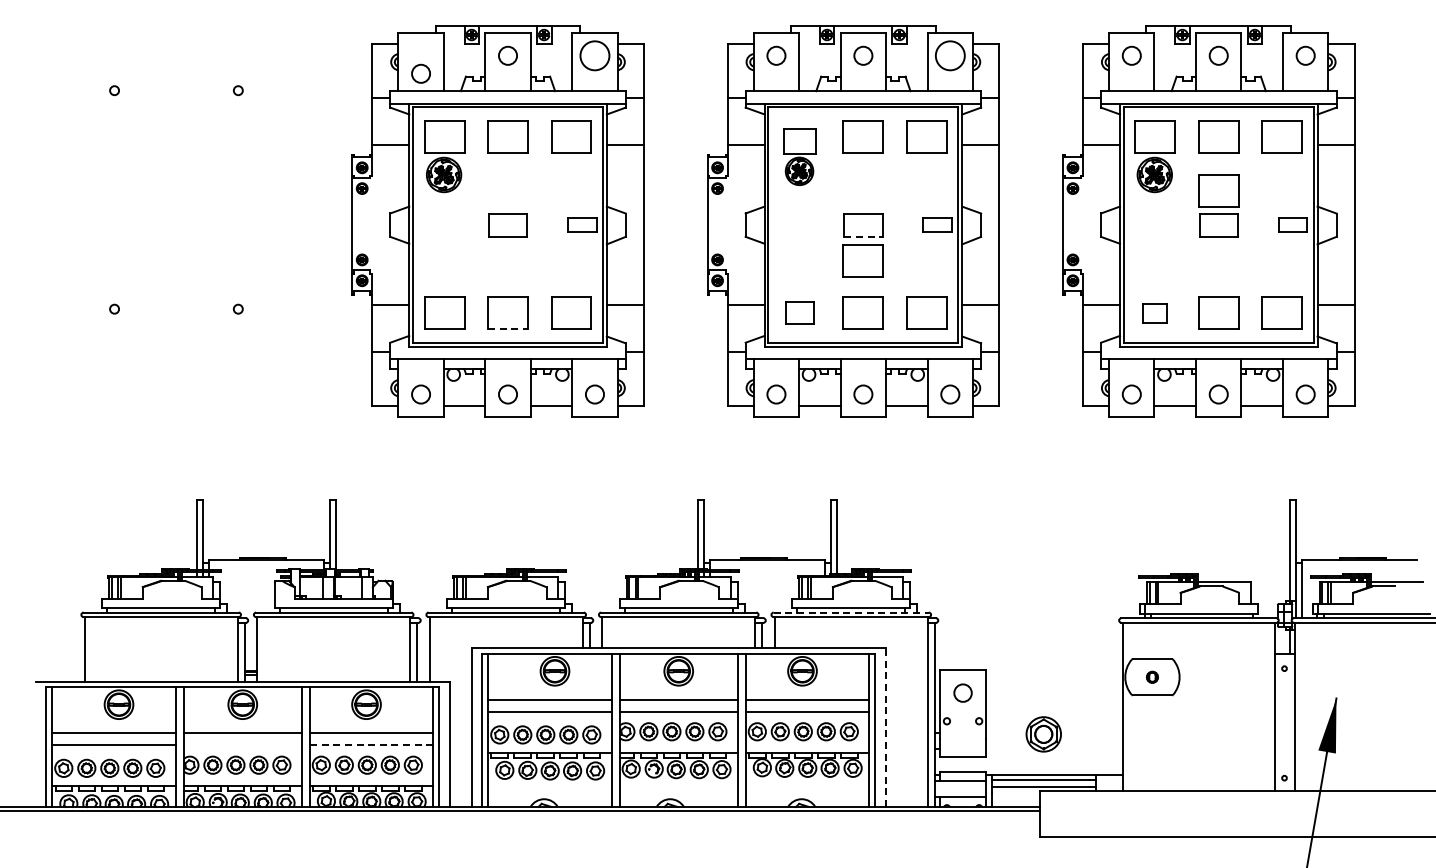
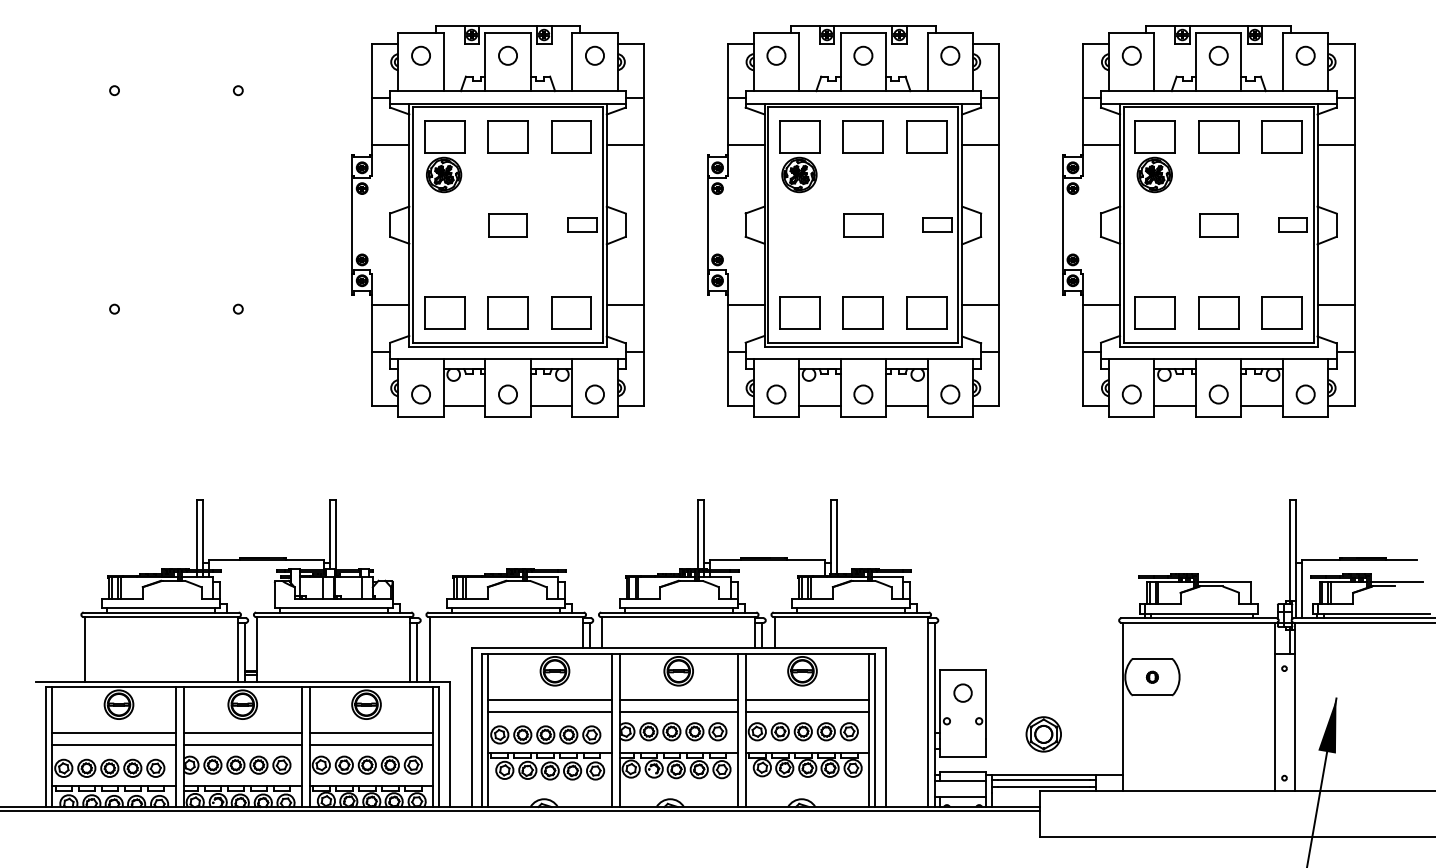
circle diameter: 29 px -> 18 px (594, 55)
circle diameter: 29 px -> 18 px (950, 55)
circle position: (420, 73) -> (420, 55) (420, 55)
part size: 34x58 px -> 42x74 px (799, 156)
part: present -> none (1218, 190)
line: dashed -> solid (863, 236)
part: present -> none (862, 260)
part size: 30x24 px -> 42x34 px (799, 312)
part size: 26x21 px -> 42x34 px (1154, 312)
line: dashed -> solid (508, 328)
line: dashed -> solid (851, 612)
line: dashed -> solid (885, 727)
line: none -> present (242, 744)
line: dashed -> solid (371, 744)
